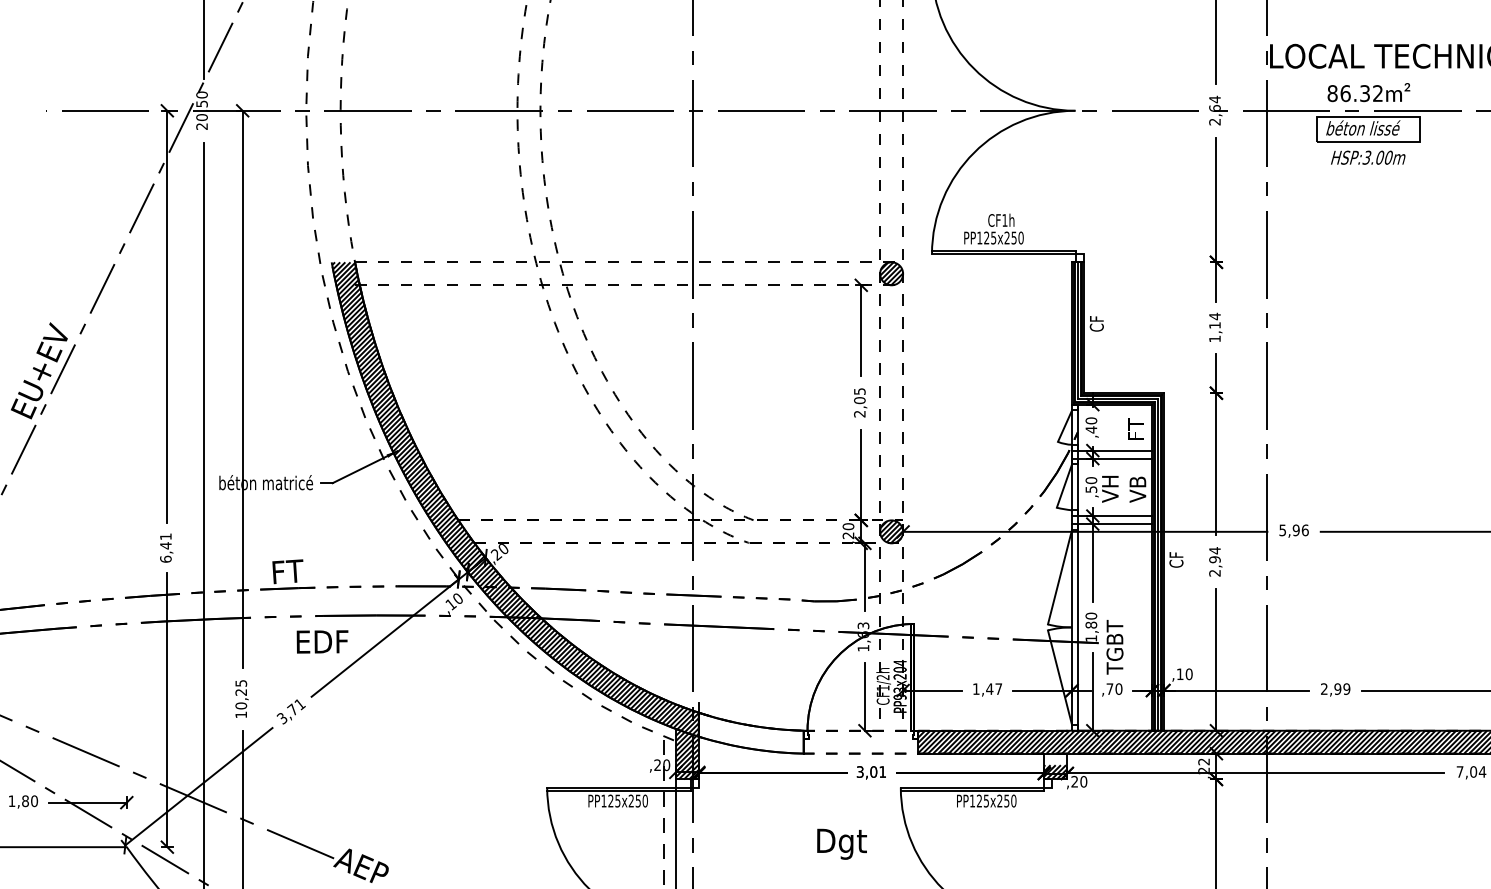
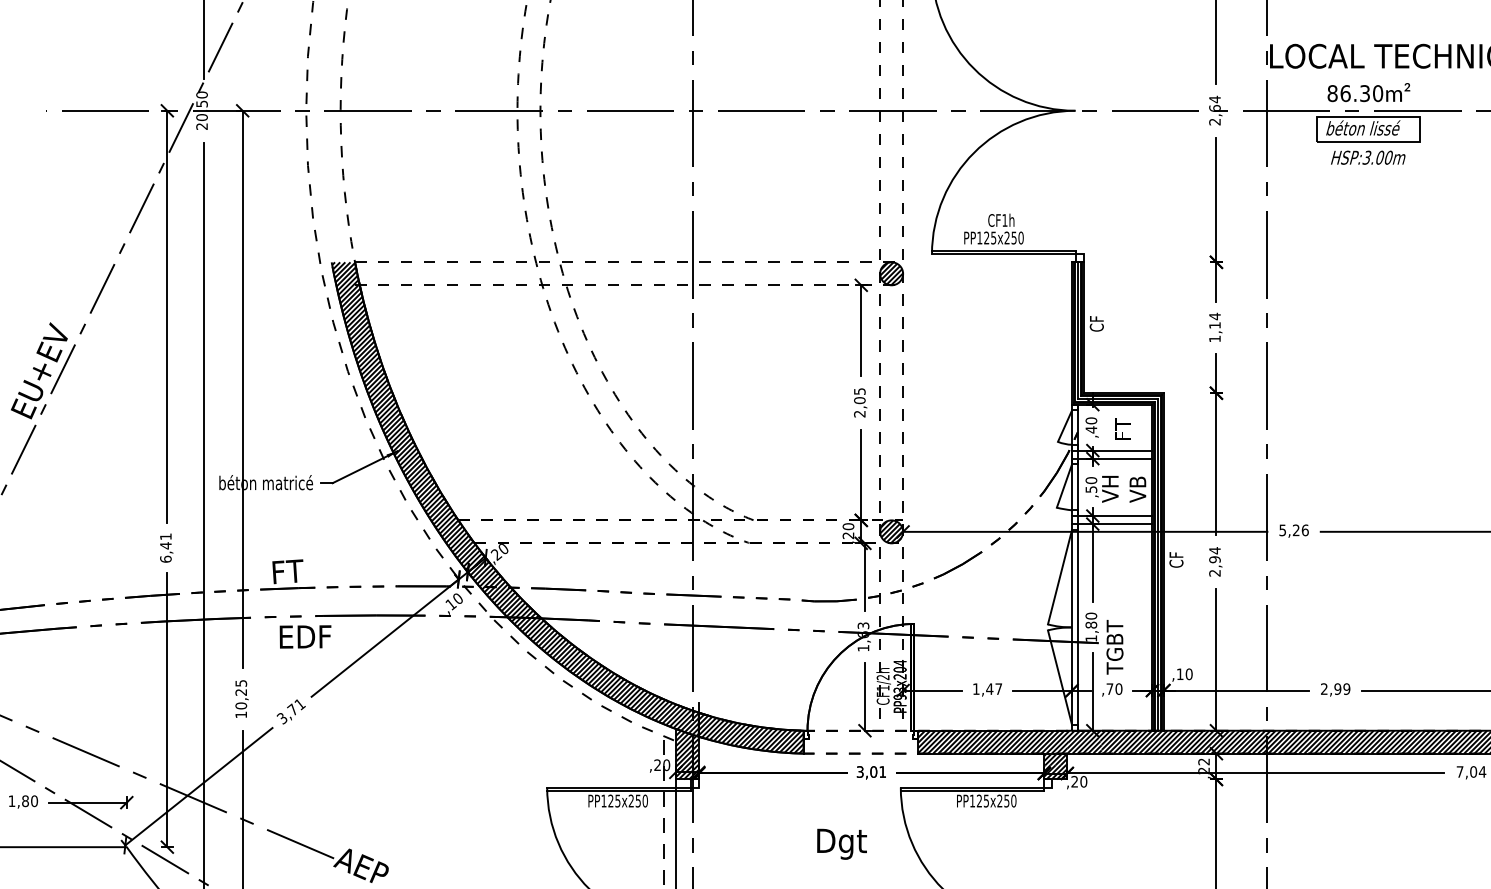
text: 86.32 -> 86.30 (1378, 93)
text position: (1135, 428) -> (1122, 428) (1122, 428)
text: 5,96 -> 5,26 (1295, 530)
text position: (322, 641) -> (305, 636) (305, 636)
hatch: none -> present (750, 733)
hatch: none -> present (1055, 759)
